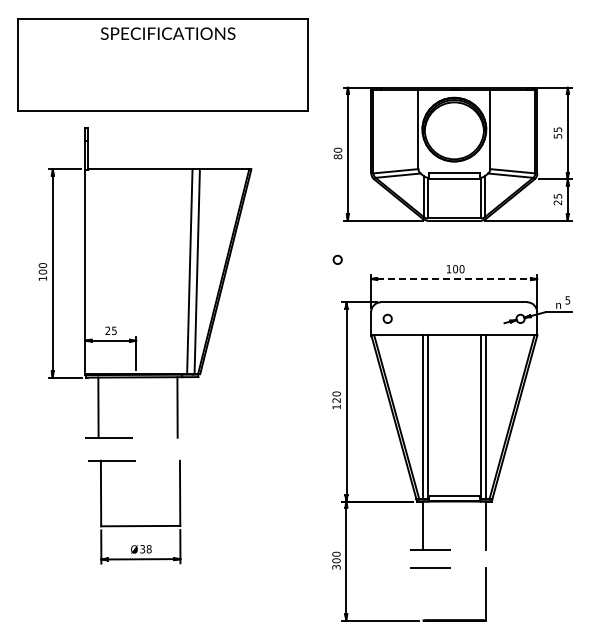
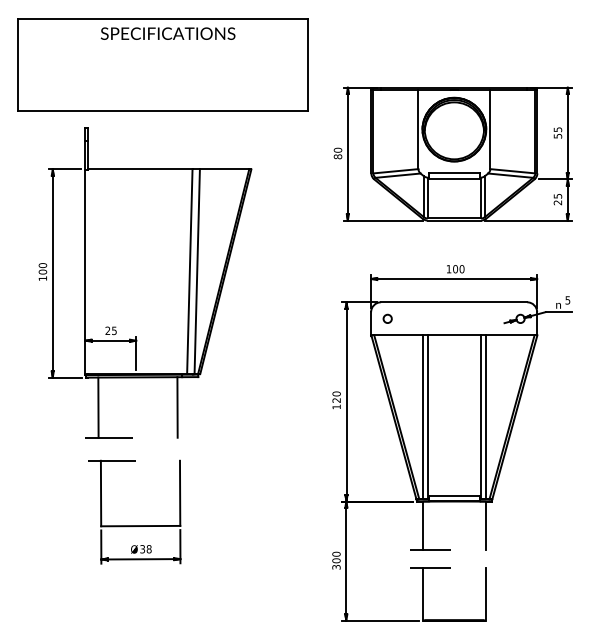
circle: present -> none (337, 259)
line: dashed -> solid (454, 279)
line: none -> present (422, 594)
